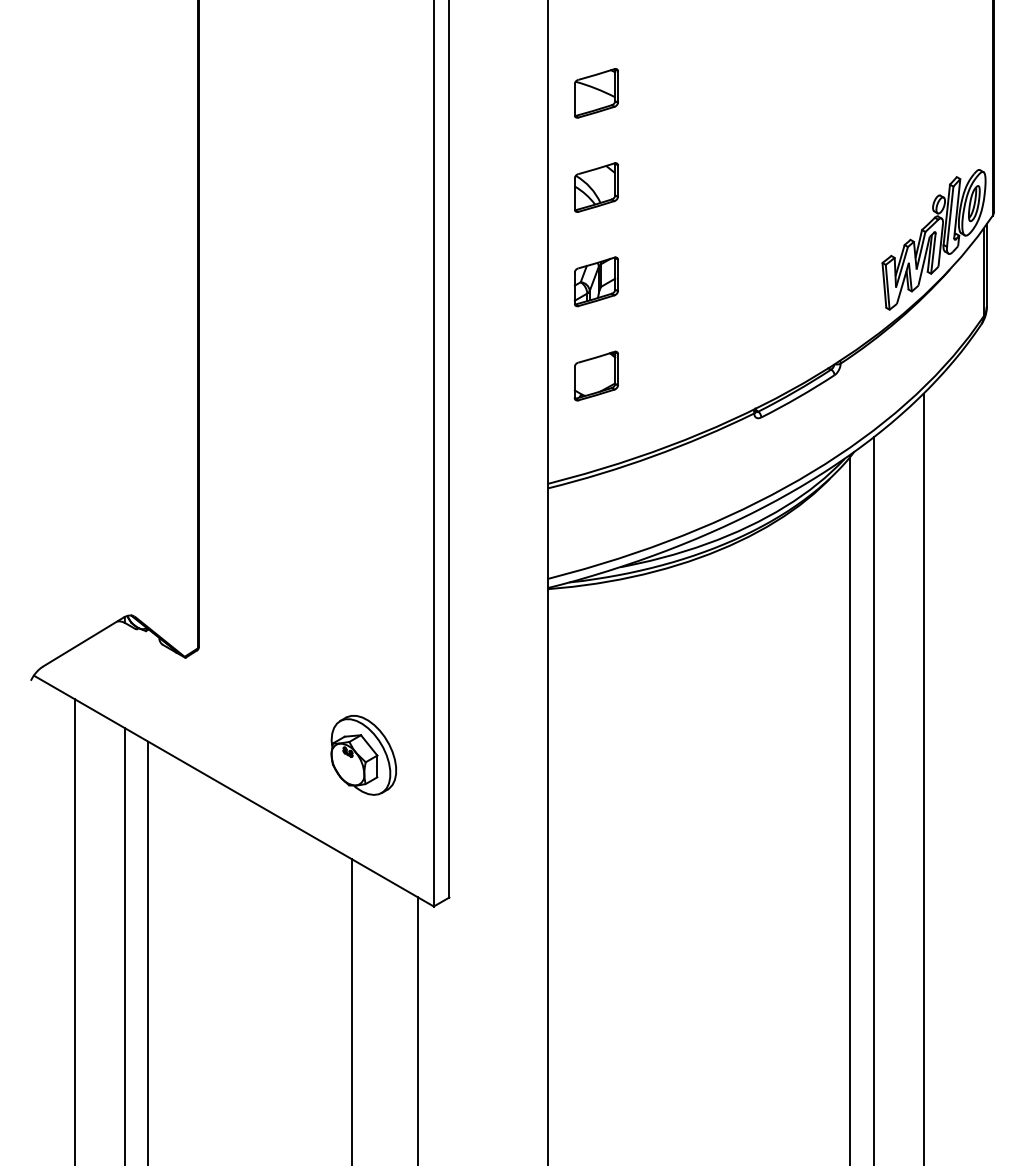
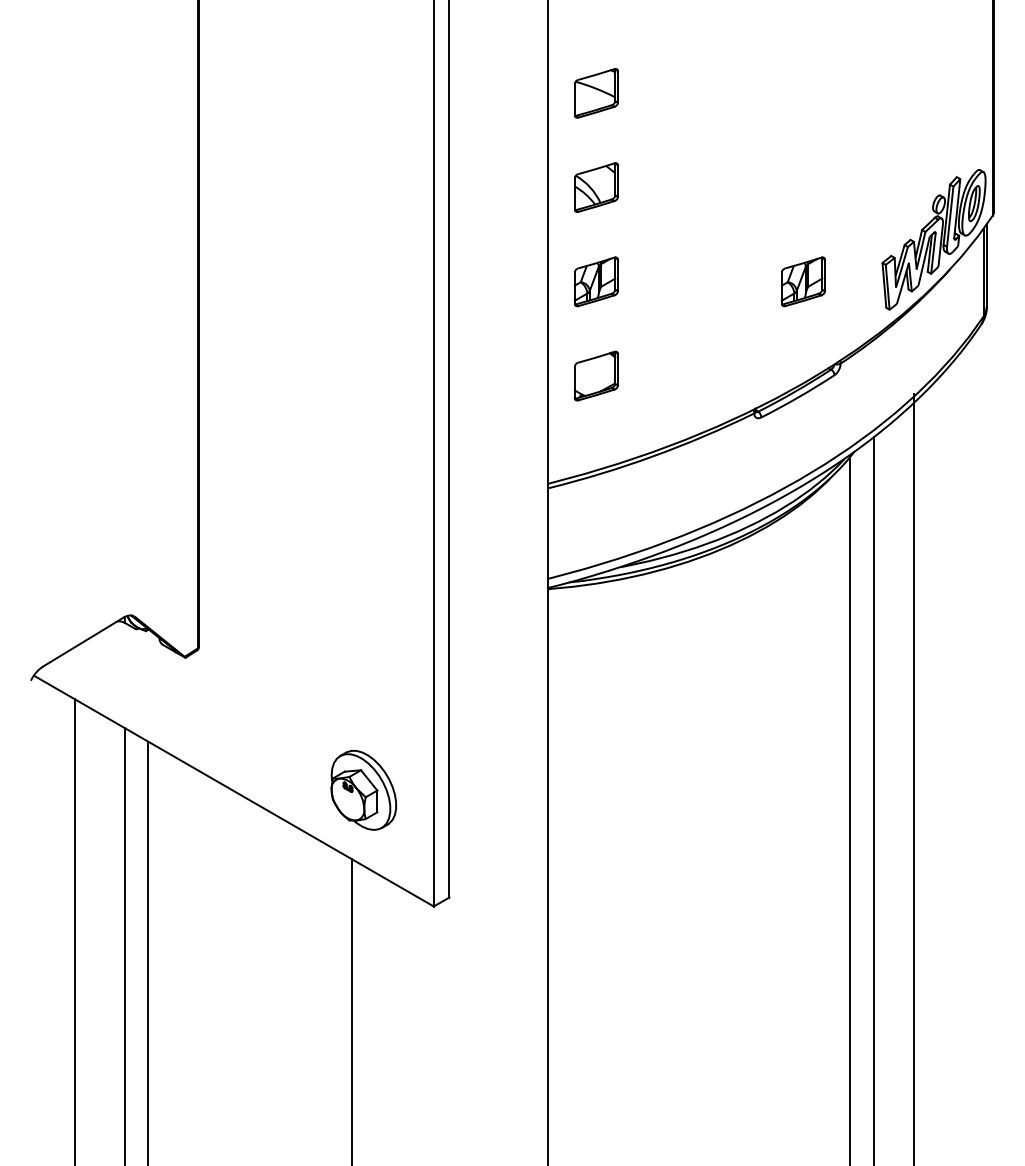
part: none -> present (802, 281)
part position: (363, 755) -> (363, 790) (363, 790)
line position: (923, 777) -> (913, 777) (913, 777)
line: present -> none (417, 1029)
